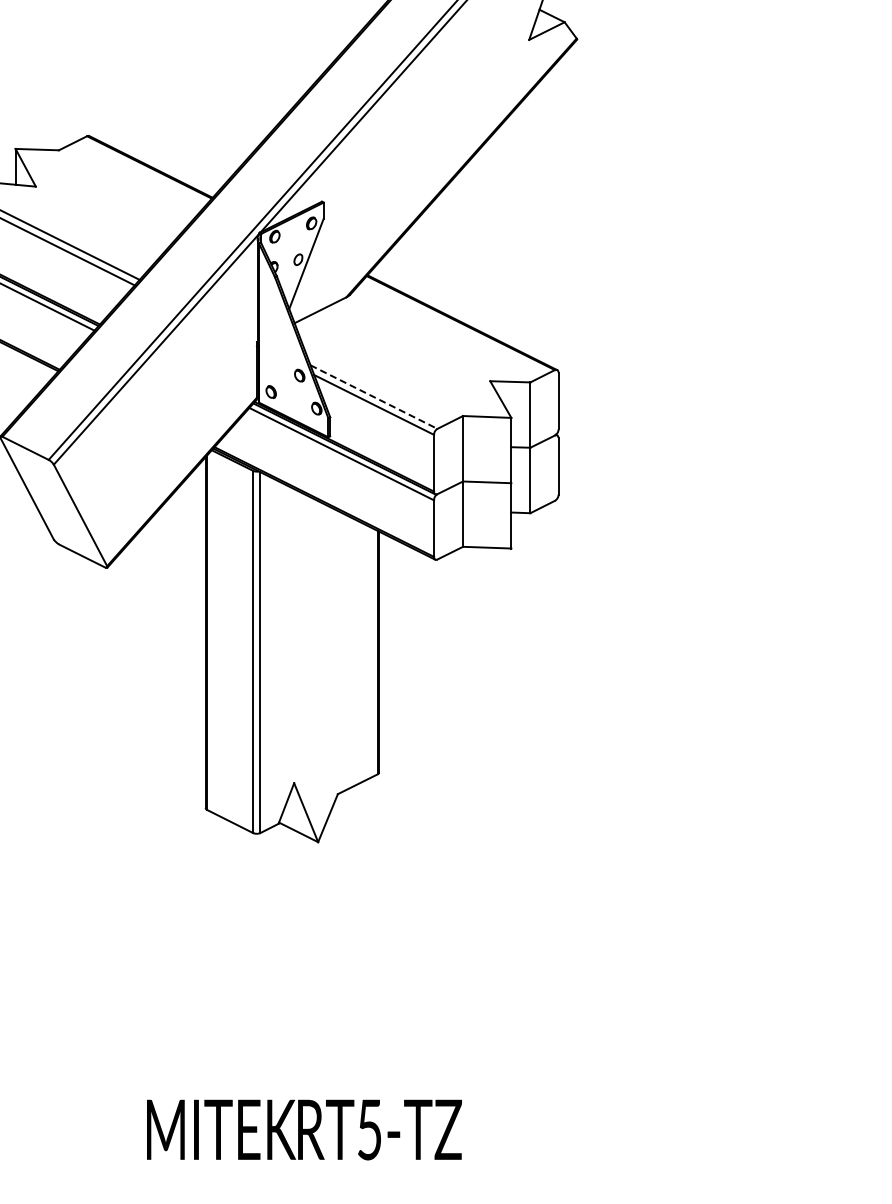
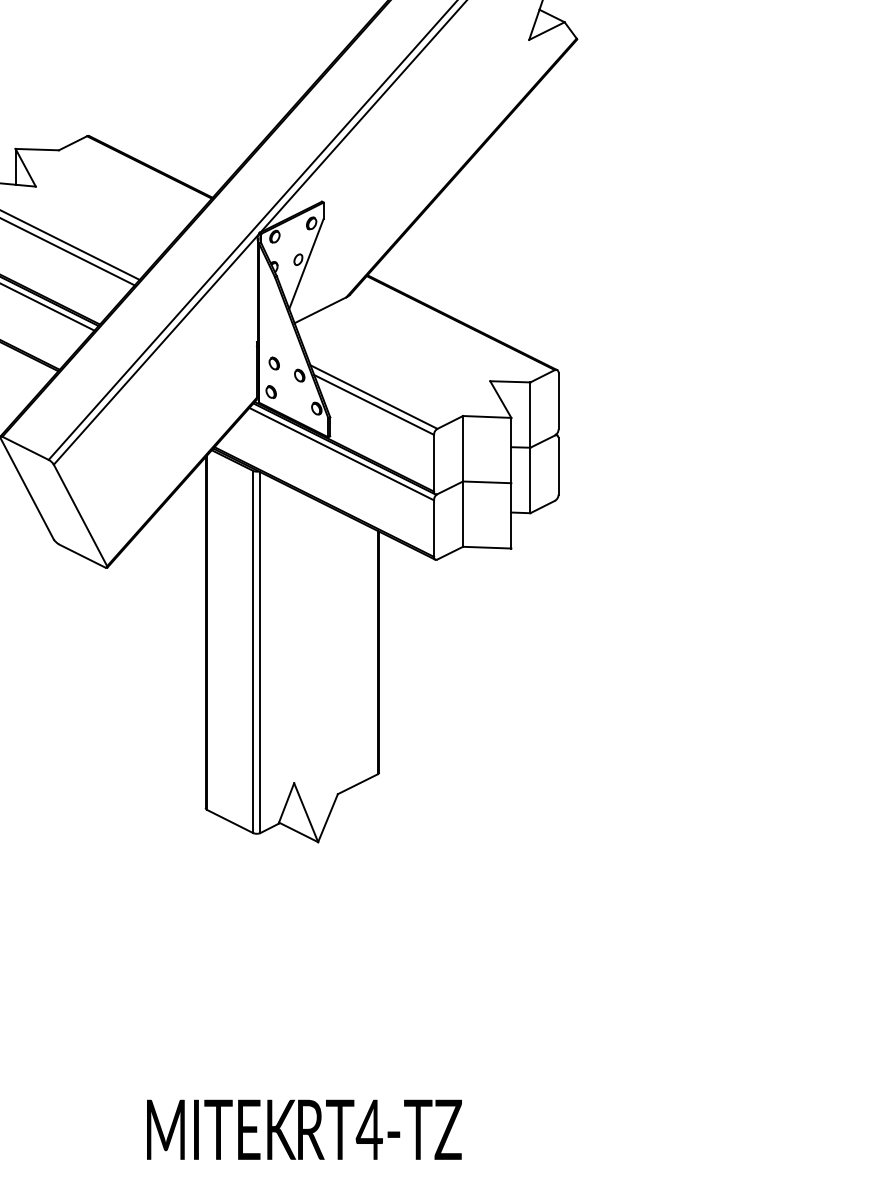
part: none -> present (273, 363)
line: dashed -> solid (374, 397)
text: RT5-TZ -> RT4-TZ (368, 1129)
